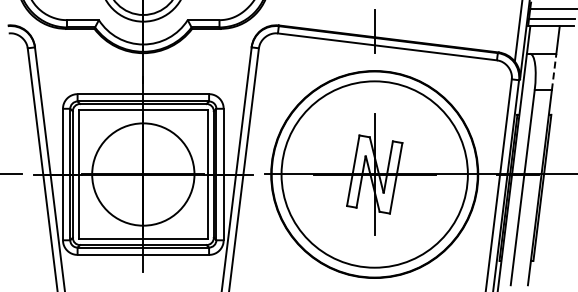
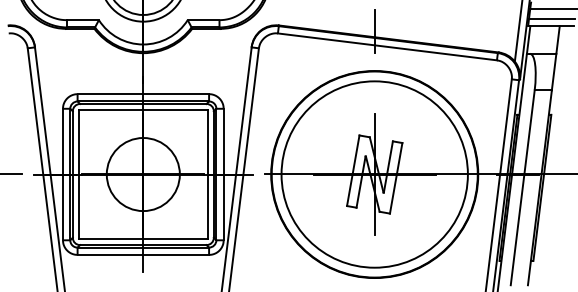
line: dashed -> solid (554, 71)
circle diameter: 102 px -> 73 px (142, 174)
